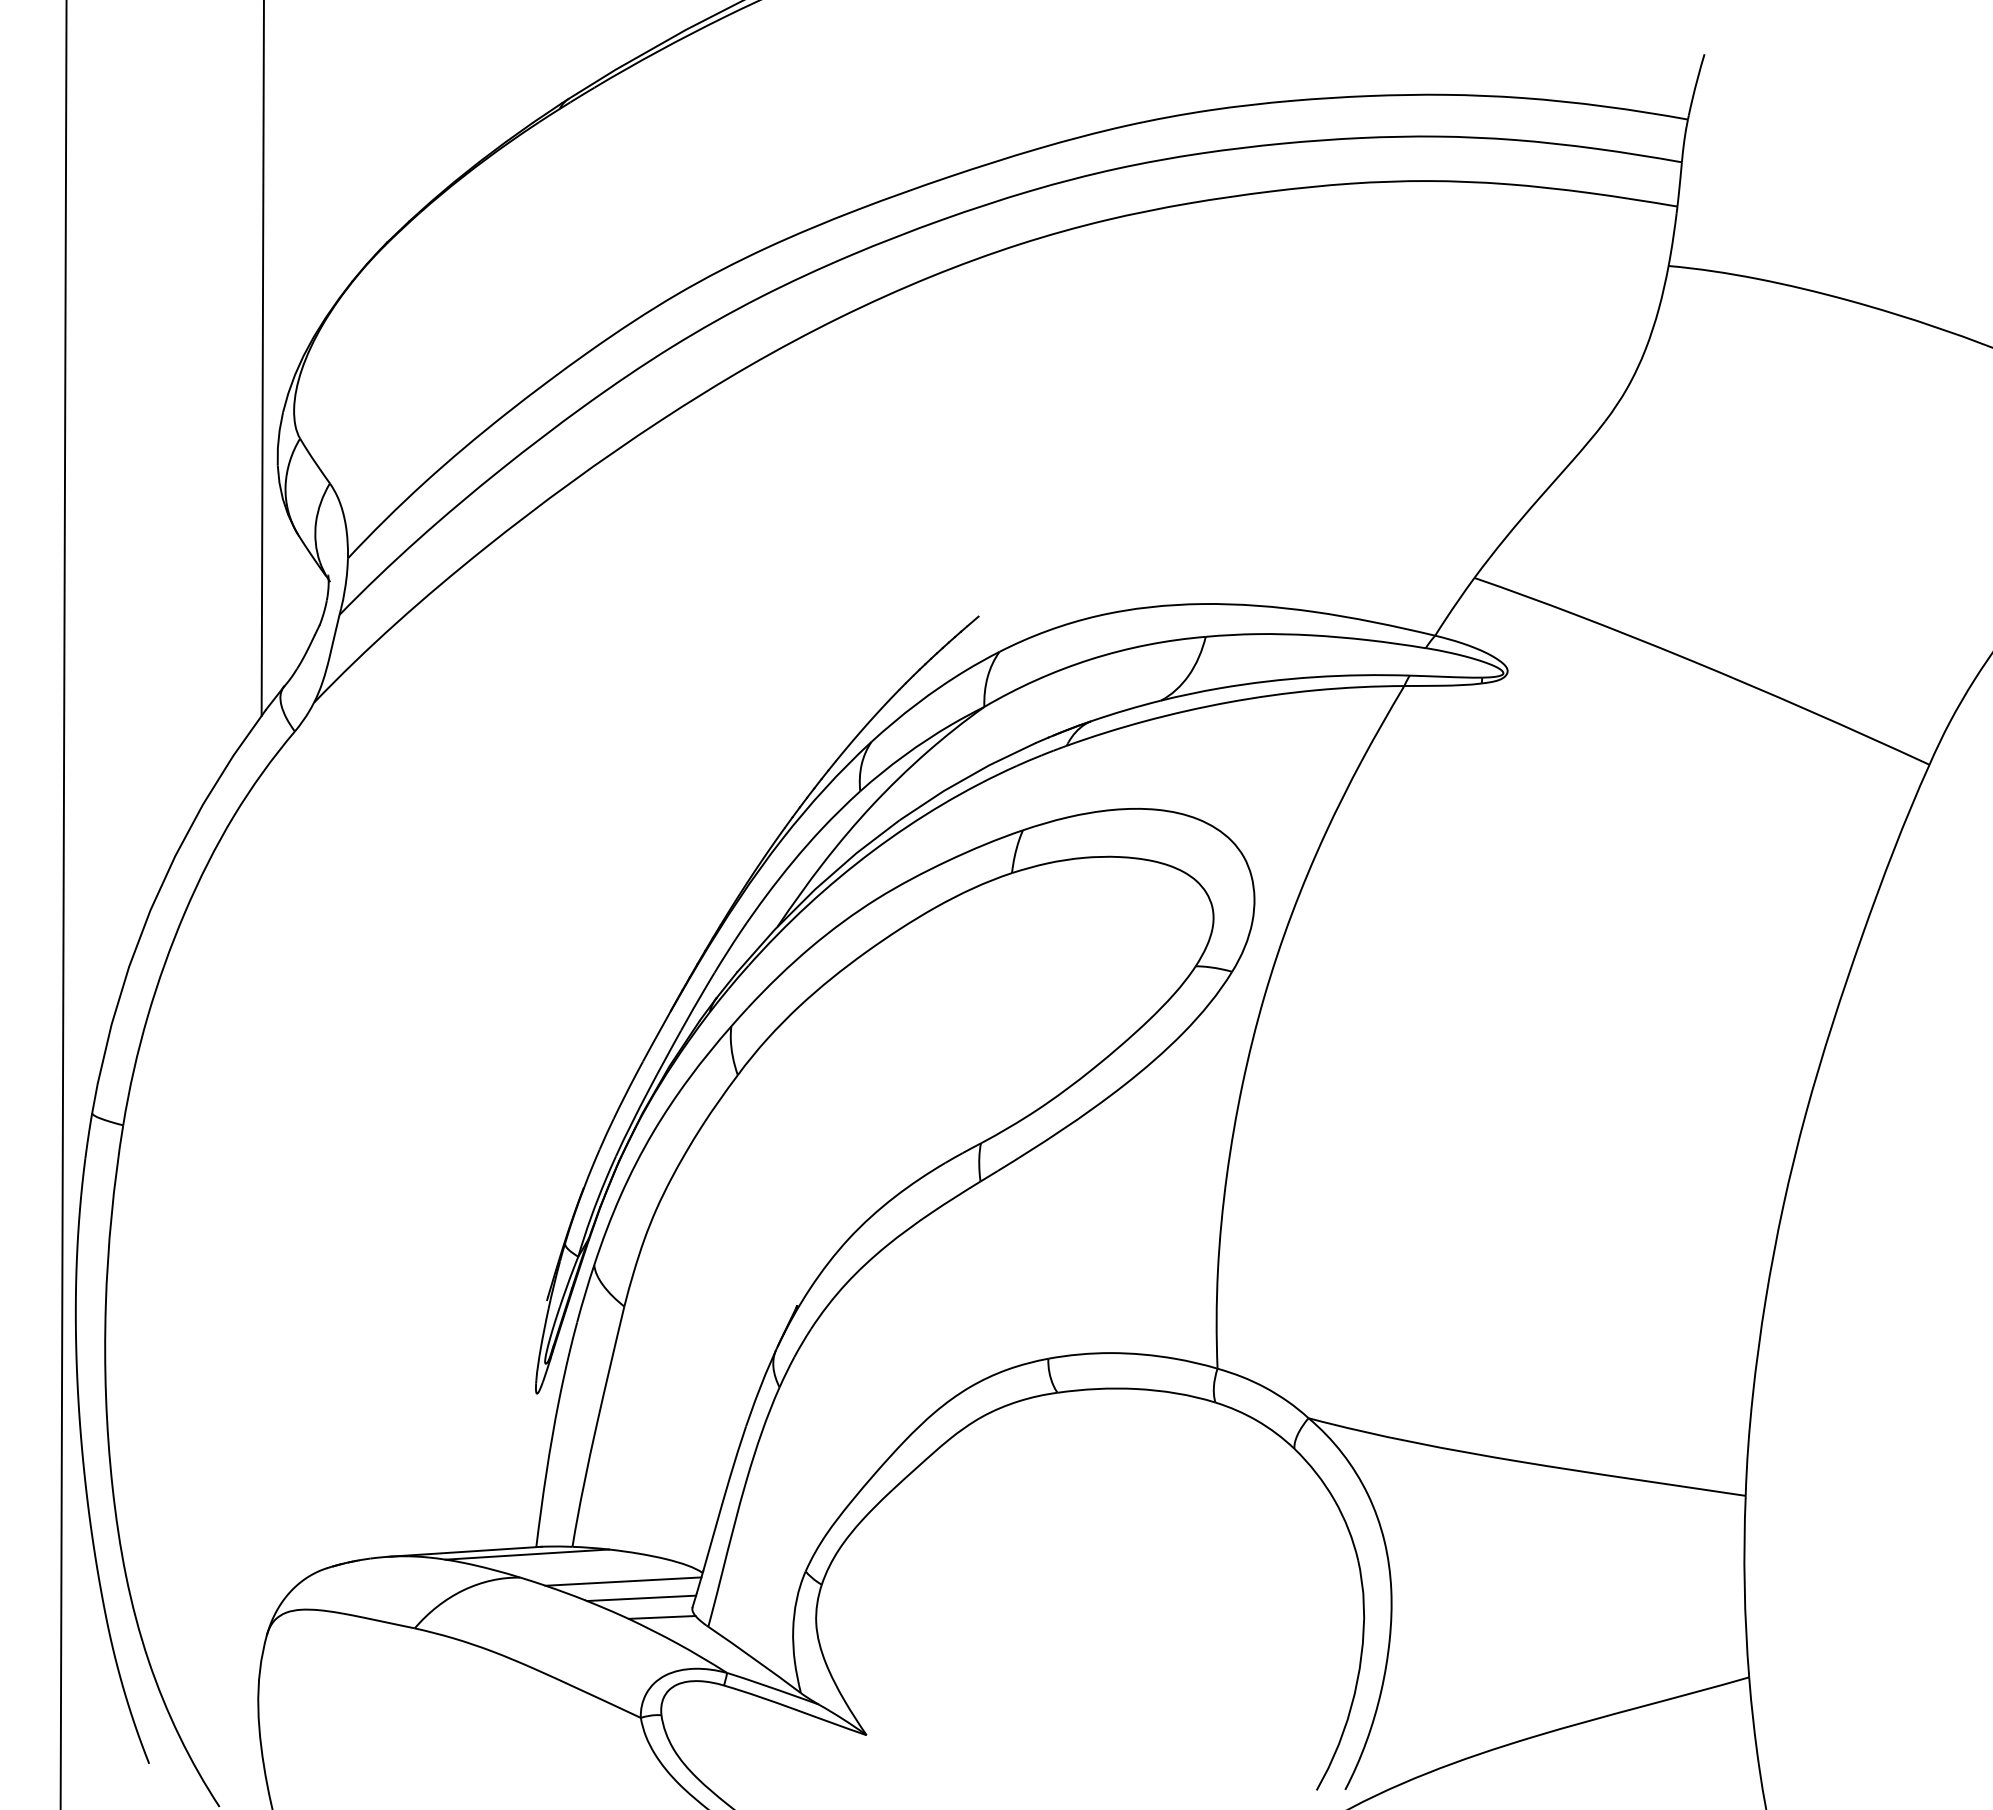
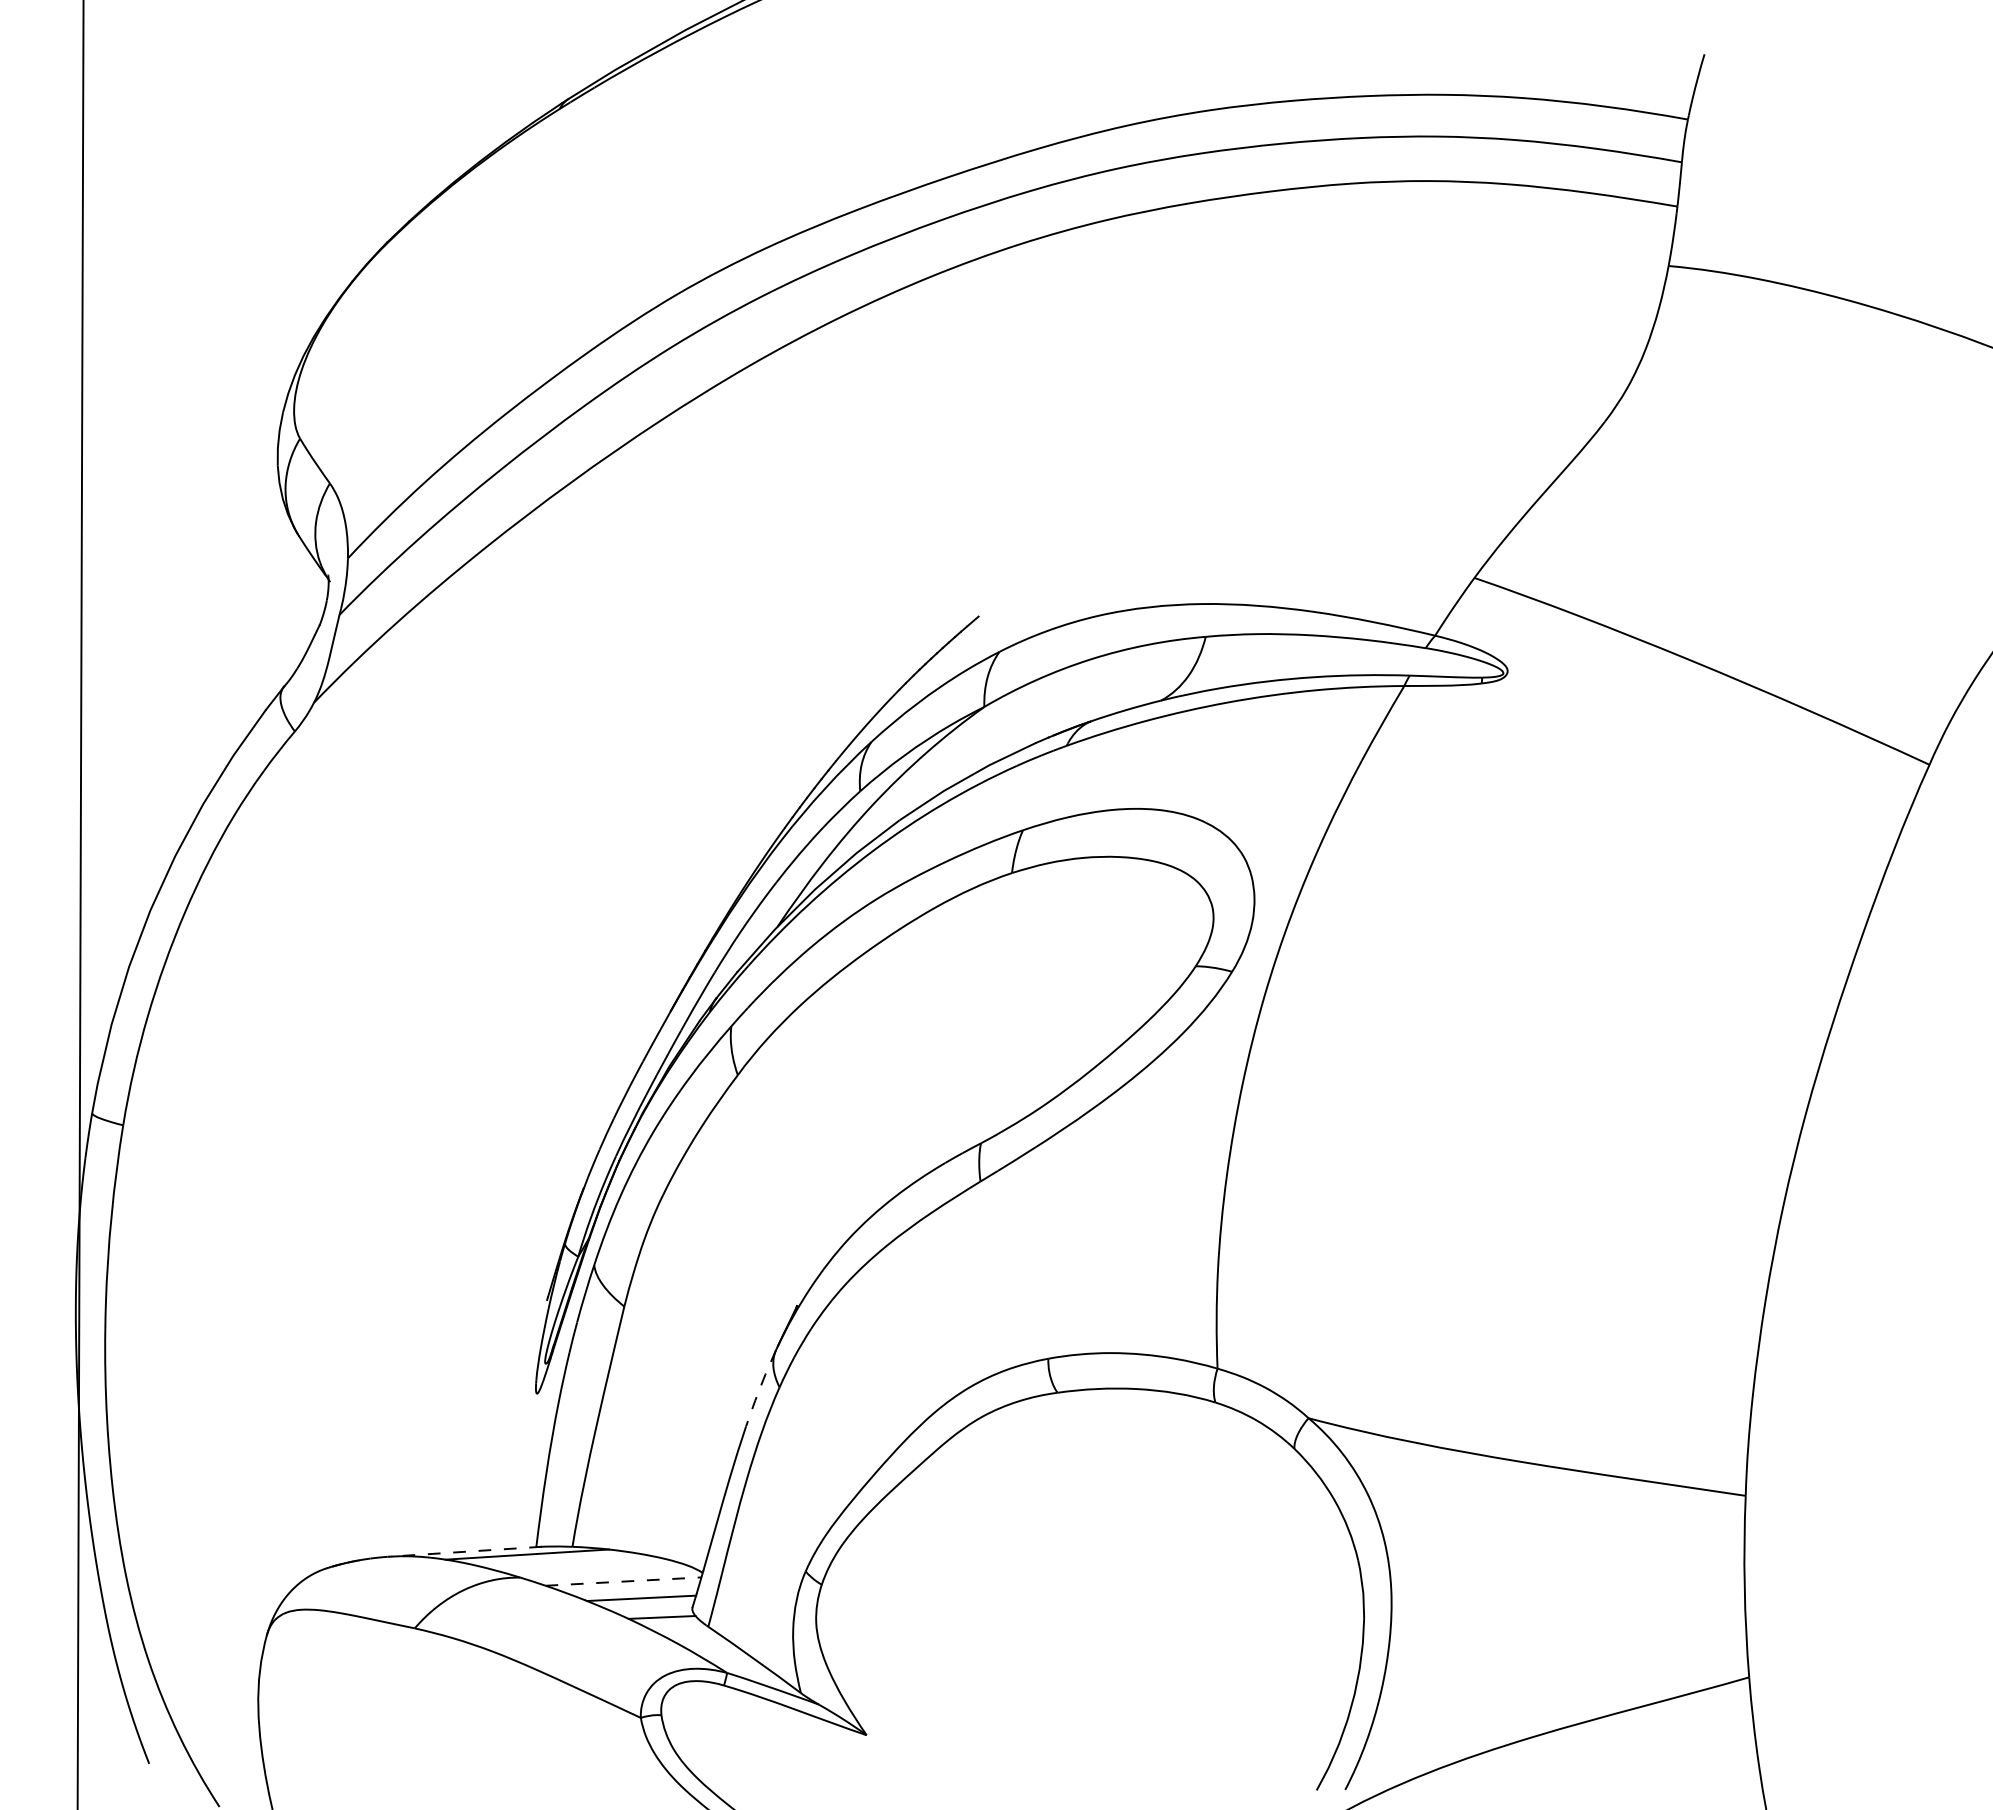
line: present -> none (262, 358)
line position: (63, 904) -> (80, 904) (80, 904)
line: solid -> dashed (759, 1388)
line: solid -> dashed (464, 1551)
line: solid -> dashed (623, 1581)
